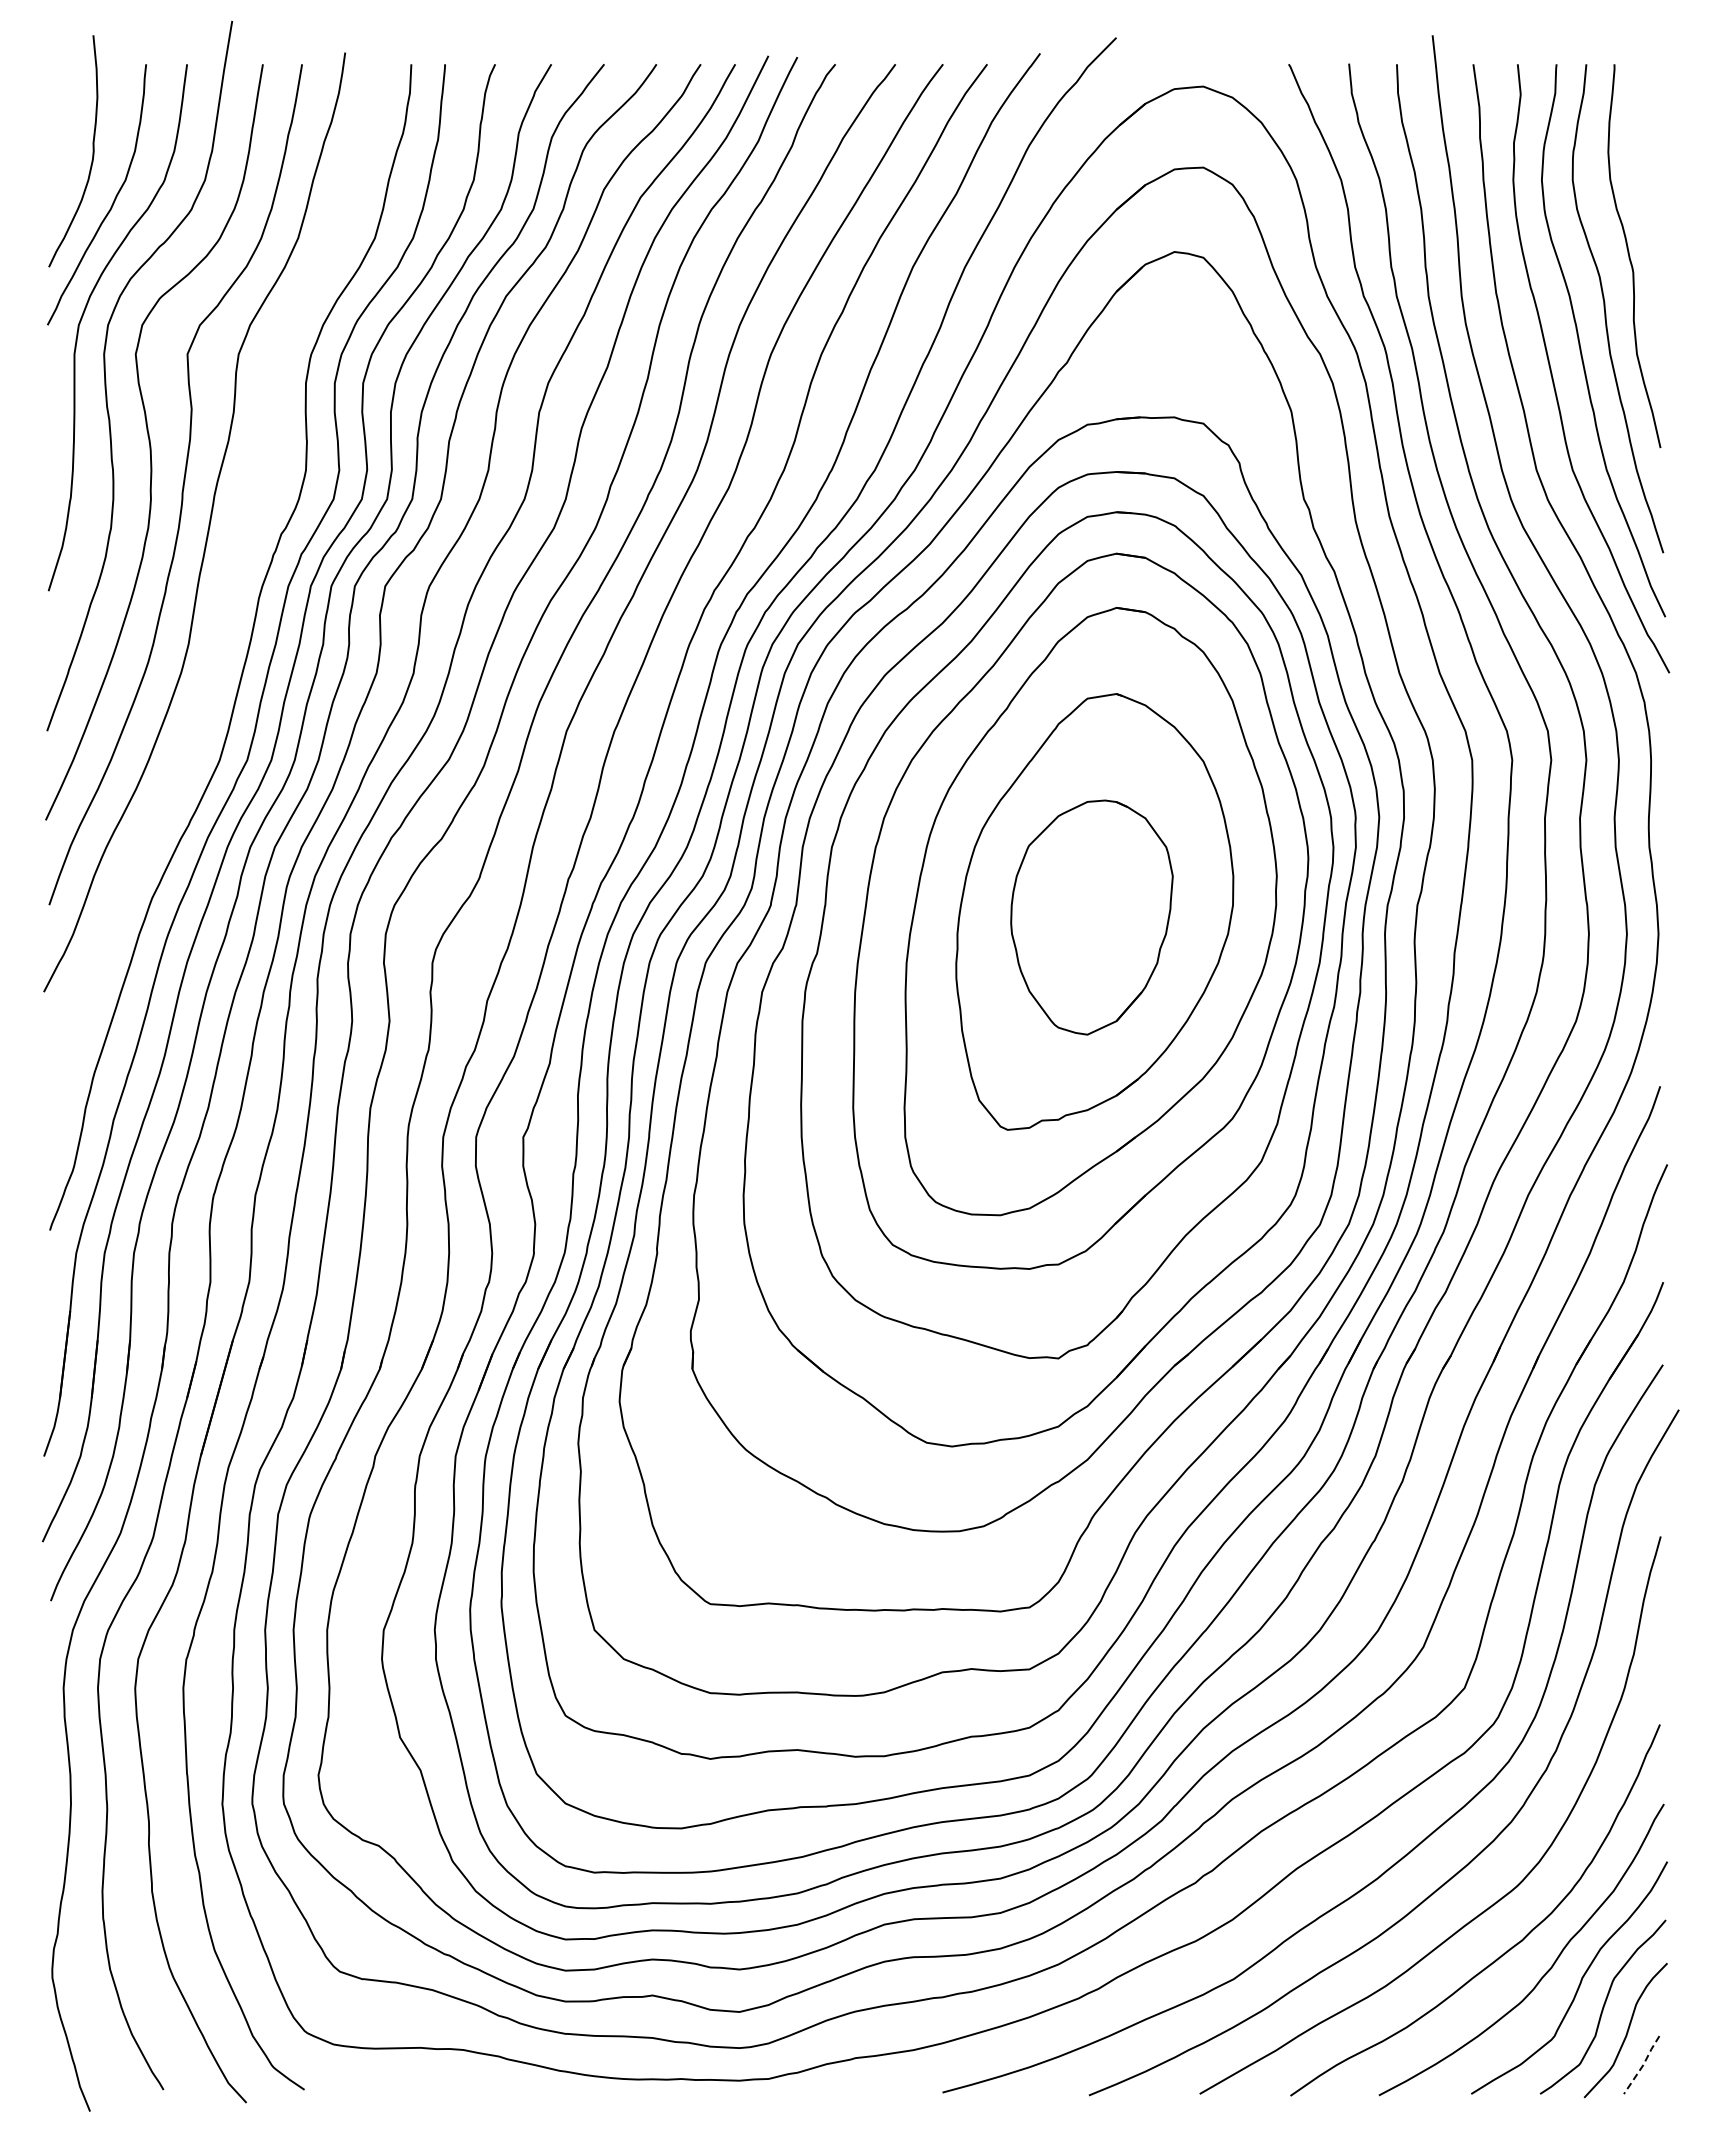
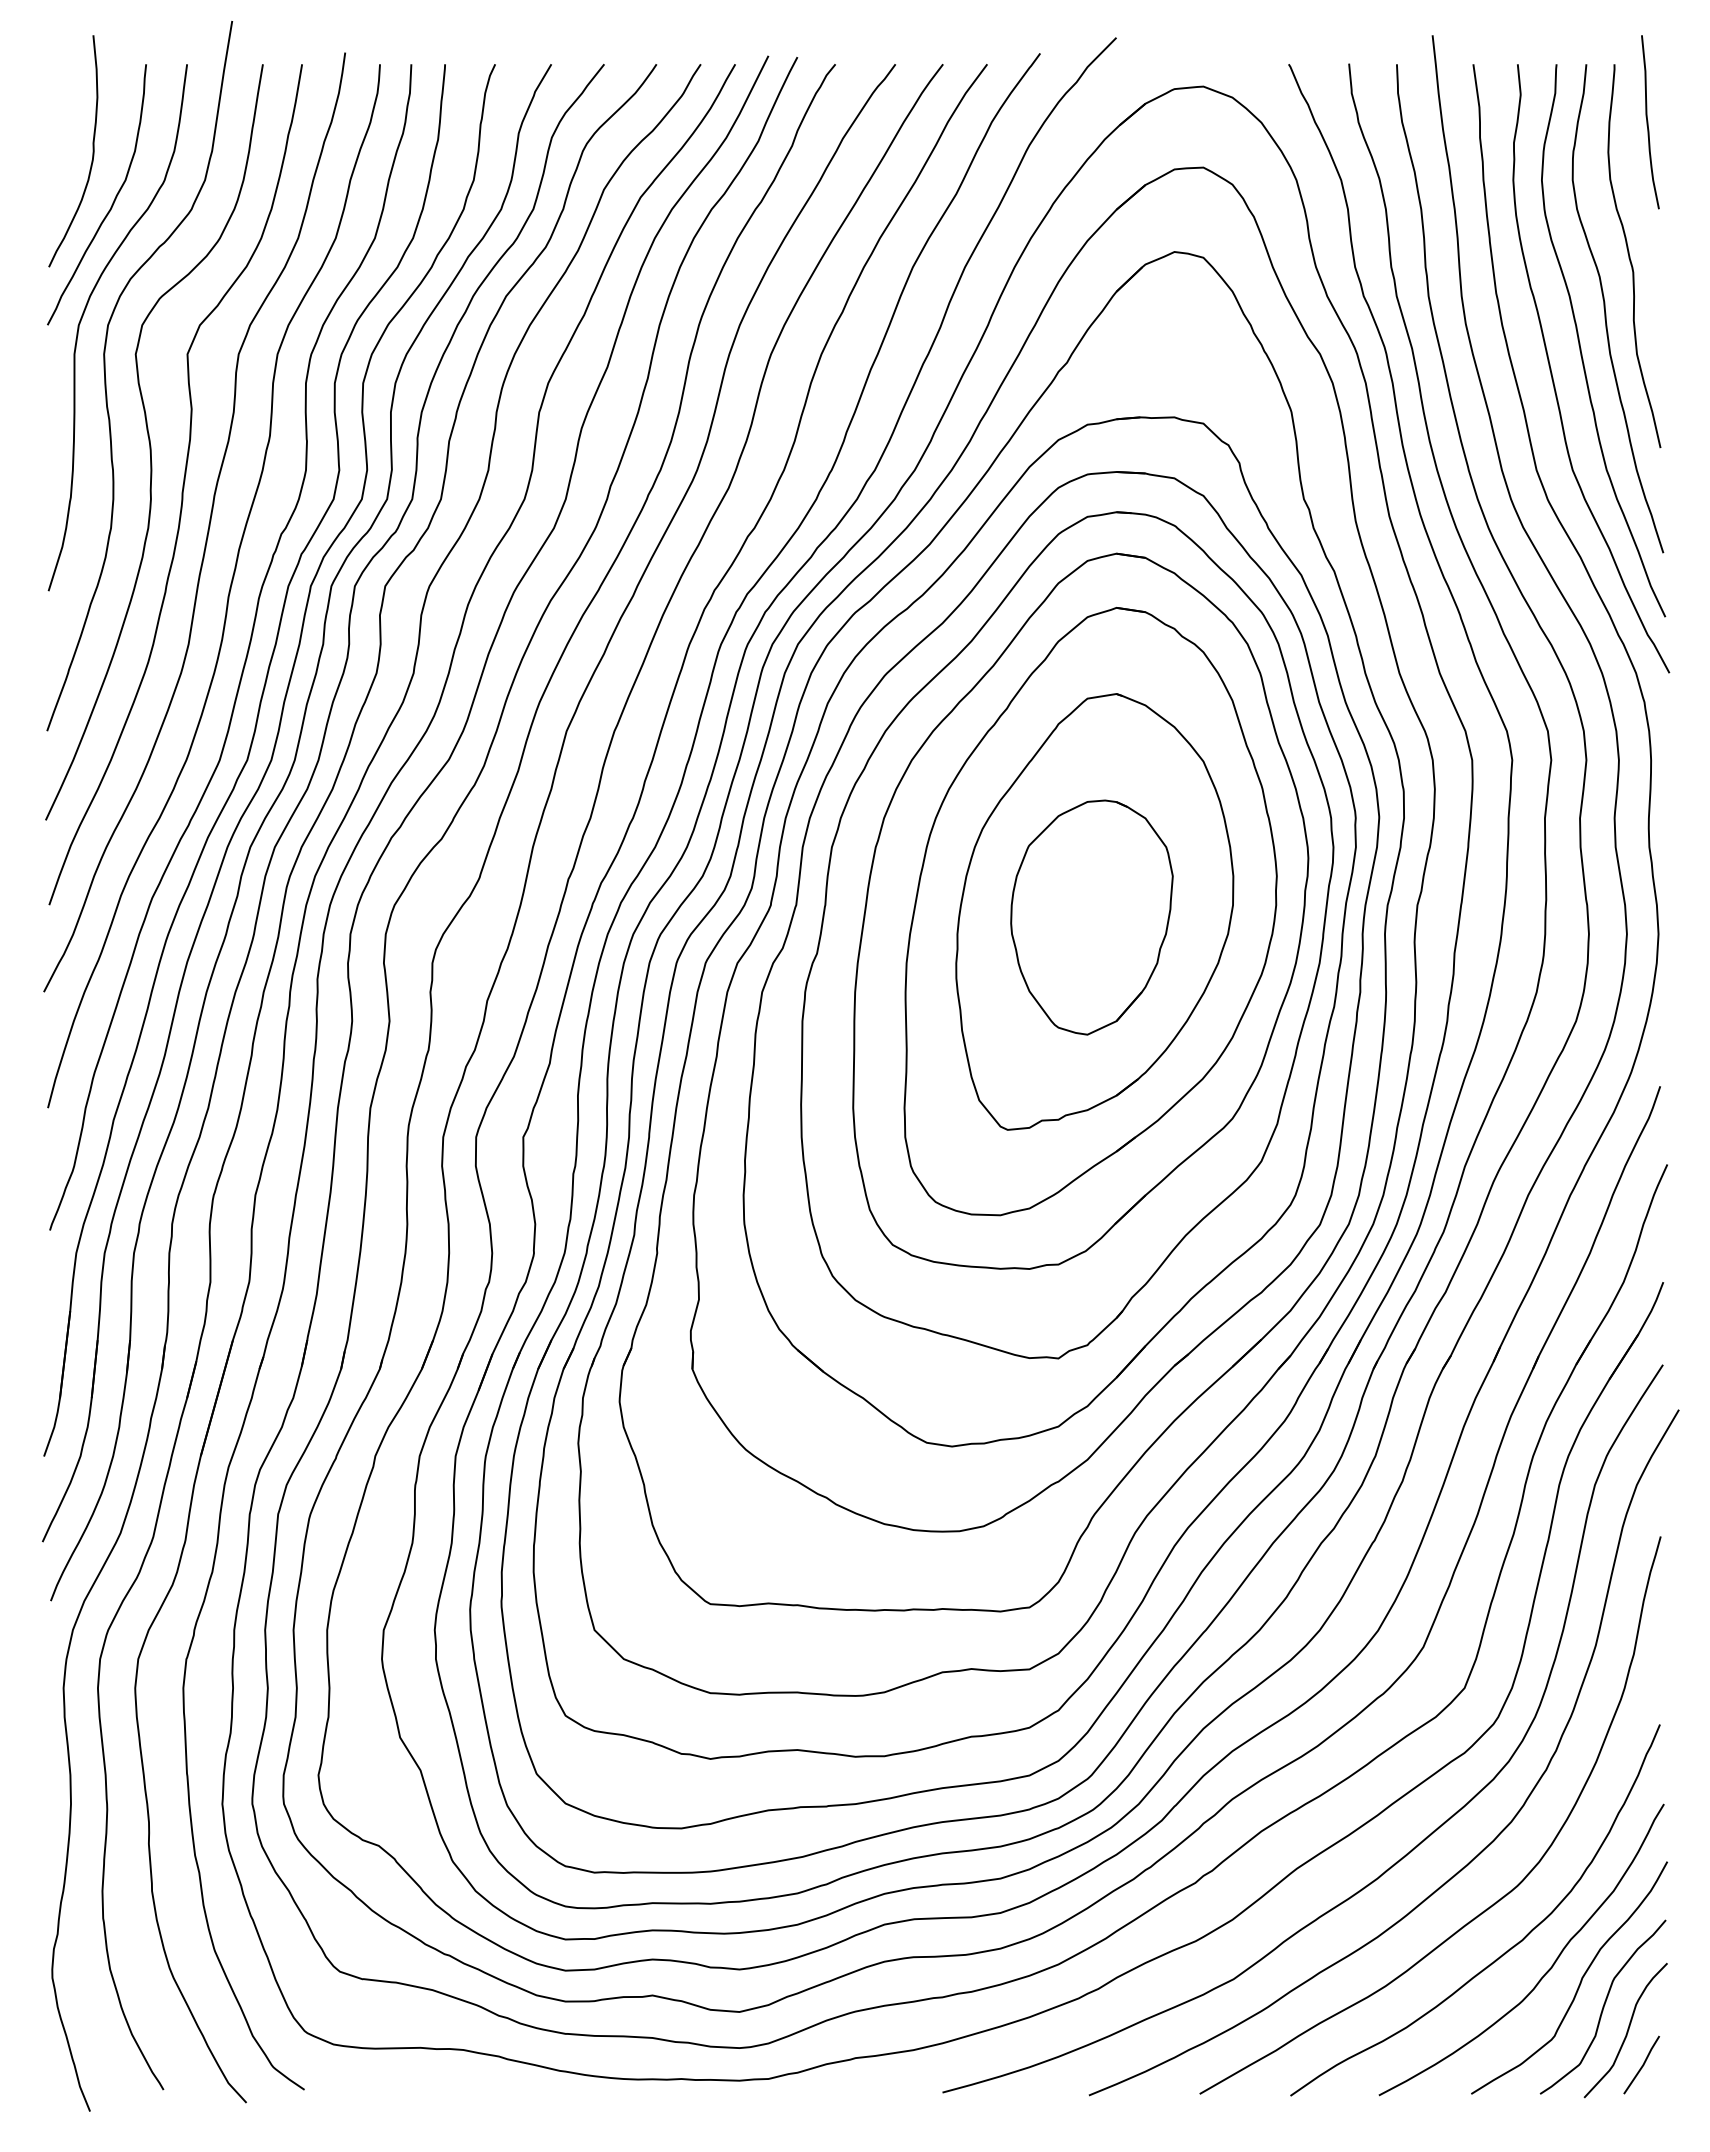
curve: none -> present (1648, 122)
curve: none -> present (228, 591)
line: dashed -> solid (1643, 2065)
